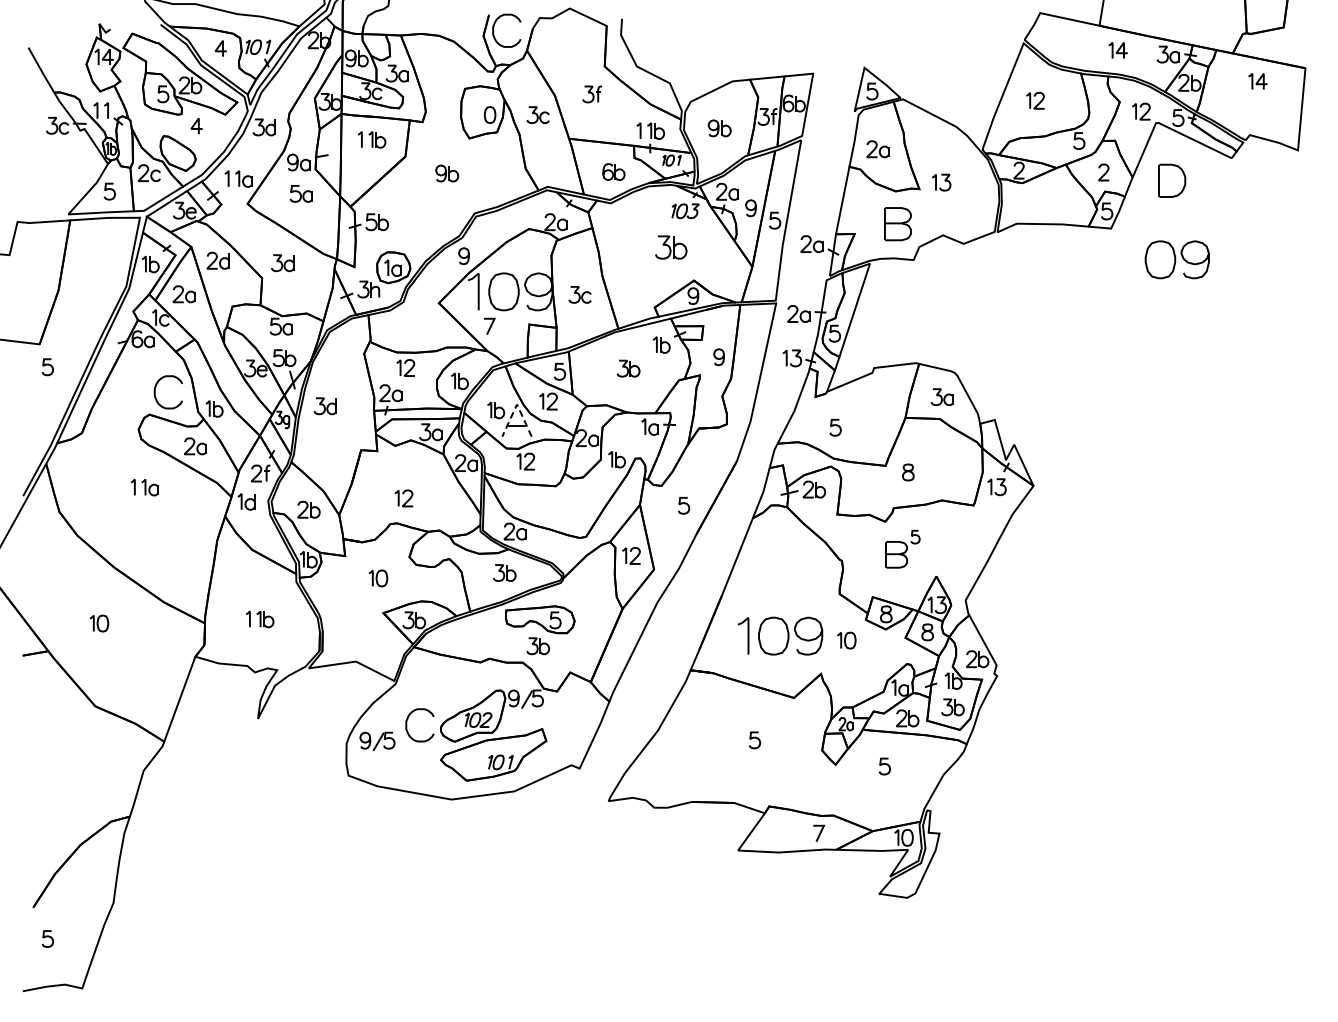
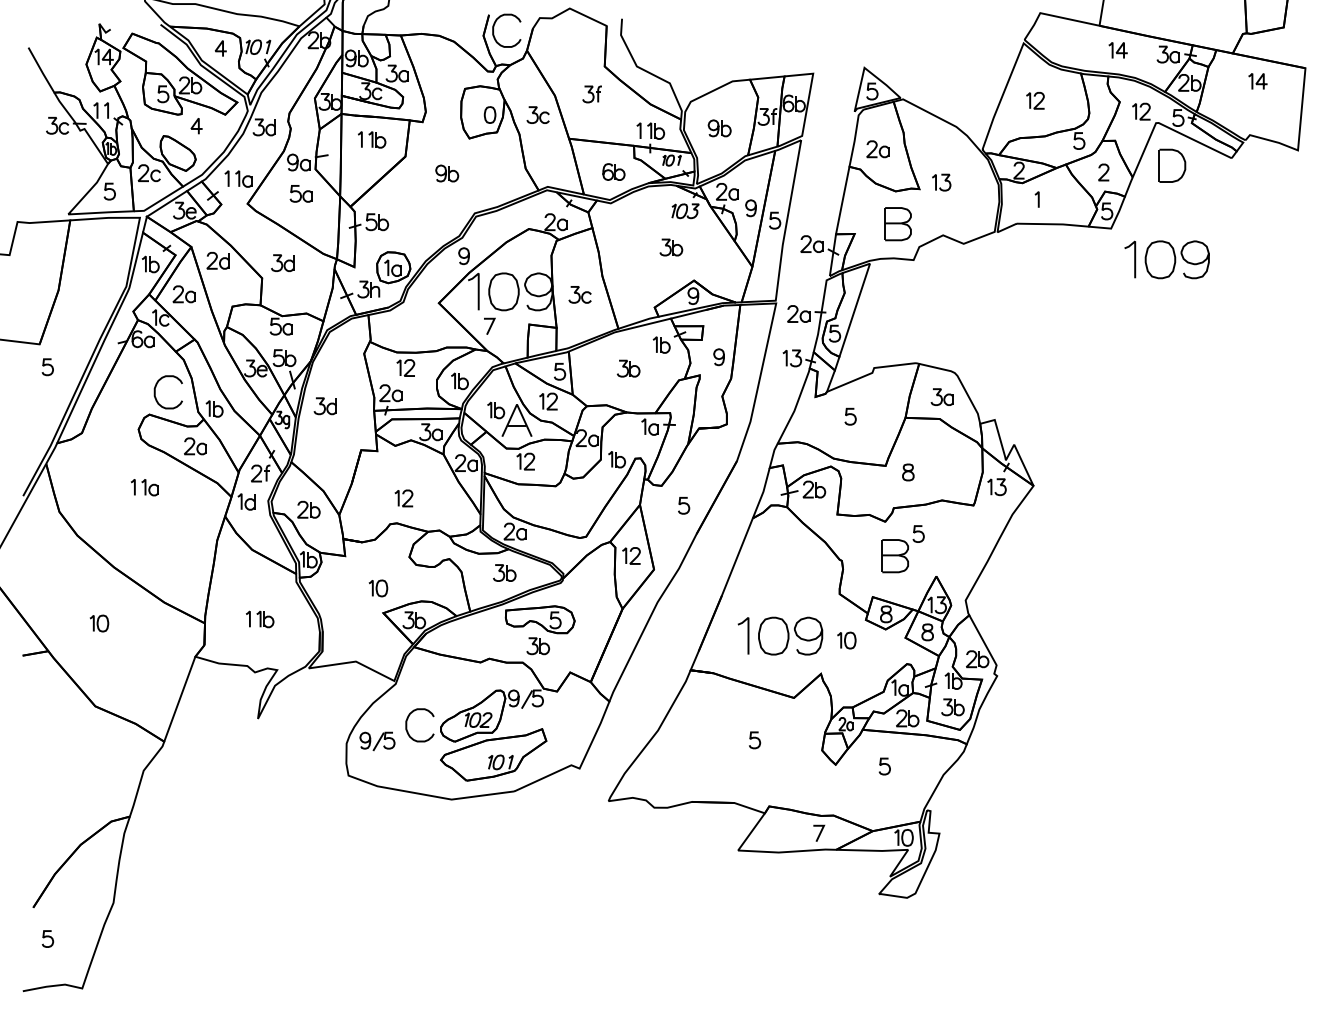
part position: (1172, 180) -> (1172, 165) (1172, 165)
line: none -> present (1037, 199)
part size: 33x25 px -> 25x19 px (671, 247)
line: none -> present (1134, 259)
line: dashed -> solid (517, 404)
curve position: (836, 426) -> (851, 415) (851, 415)
part size: 36x40 px -> 44x49 px (902, 549)
part position: (378, 578) -> (378, 588) (378, 588)
